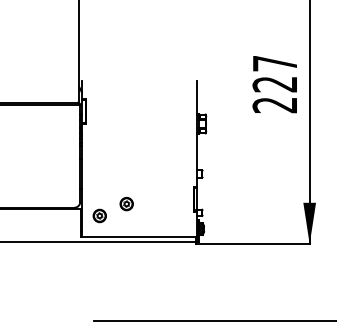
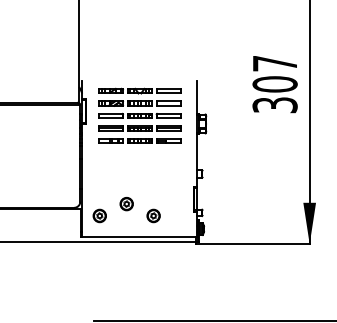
text: 227 -> 307 (274, 94)
part: none -> present (139, 115)
part: none -> present (153, 215)
